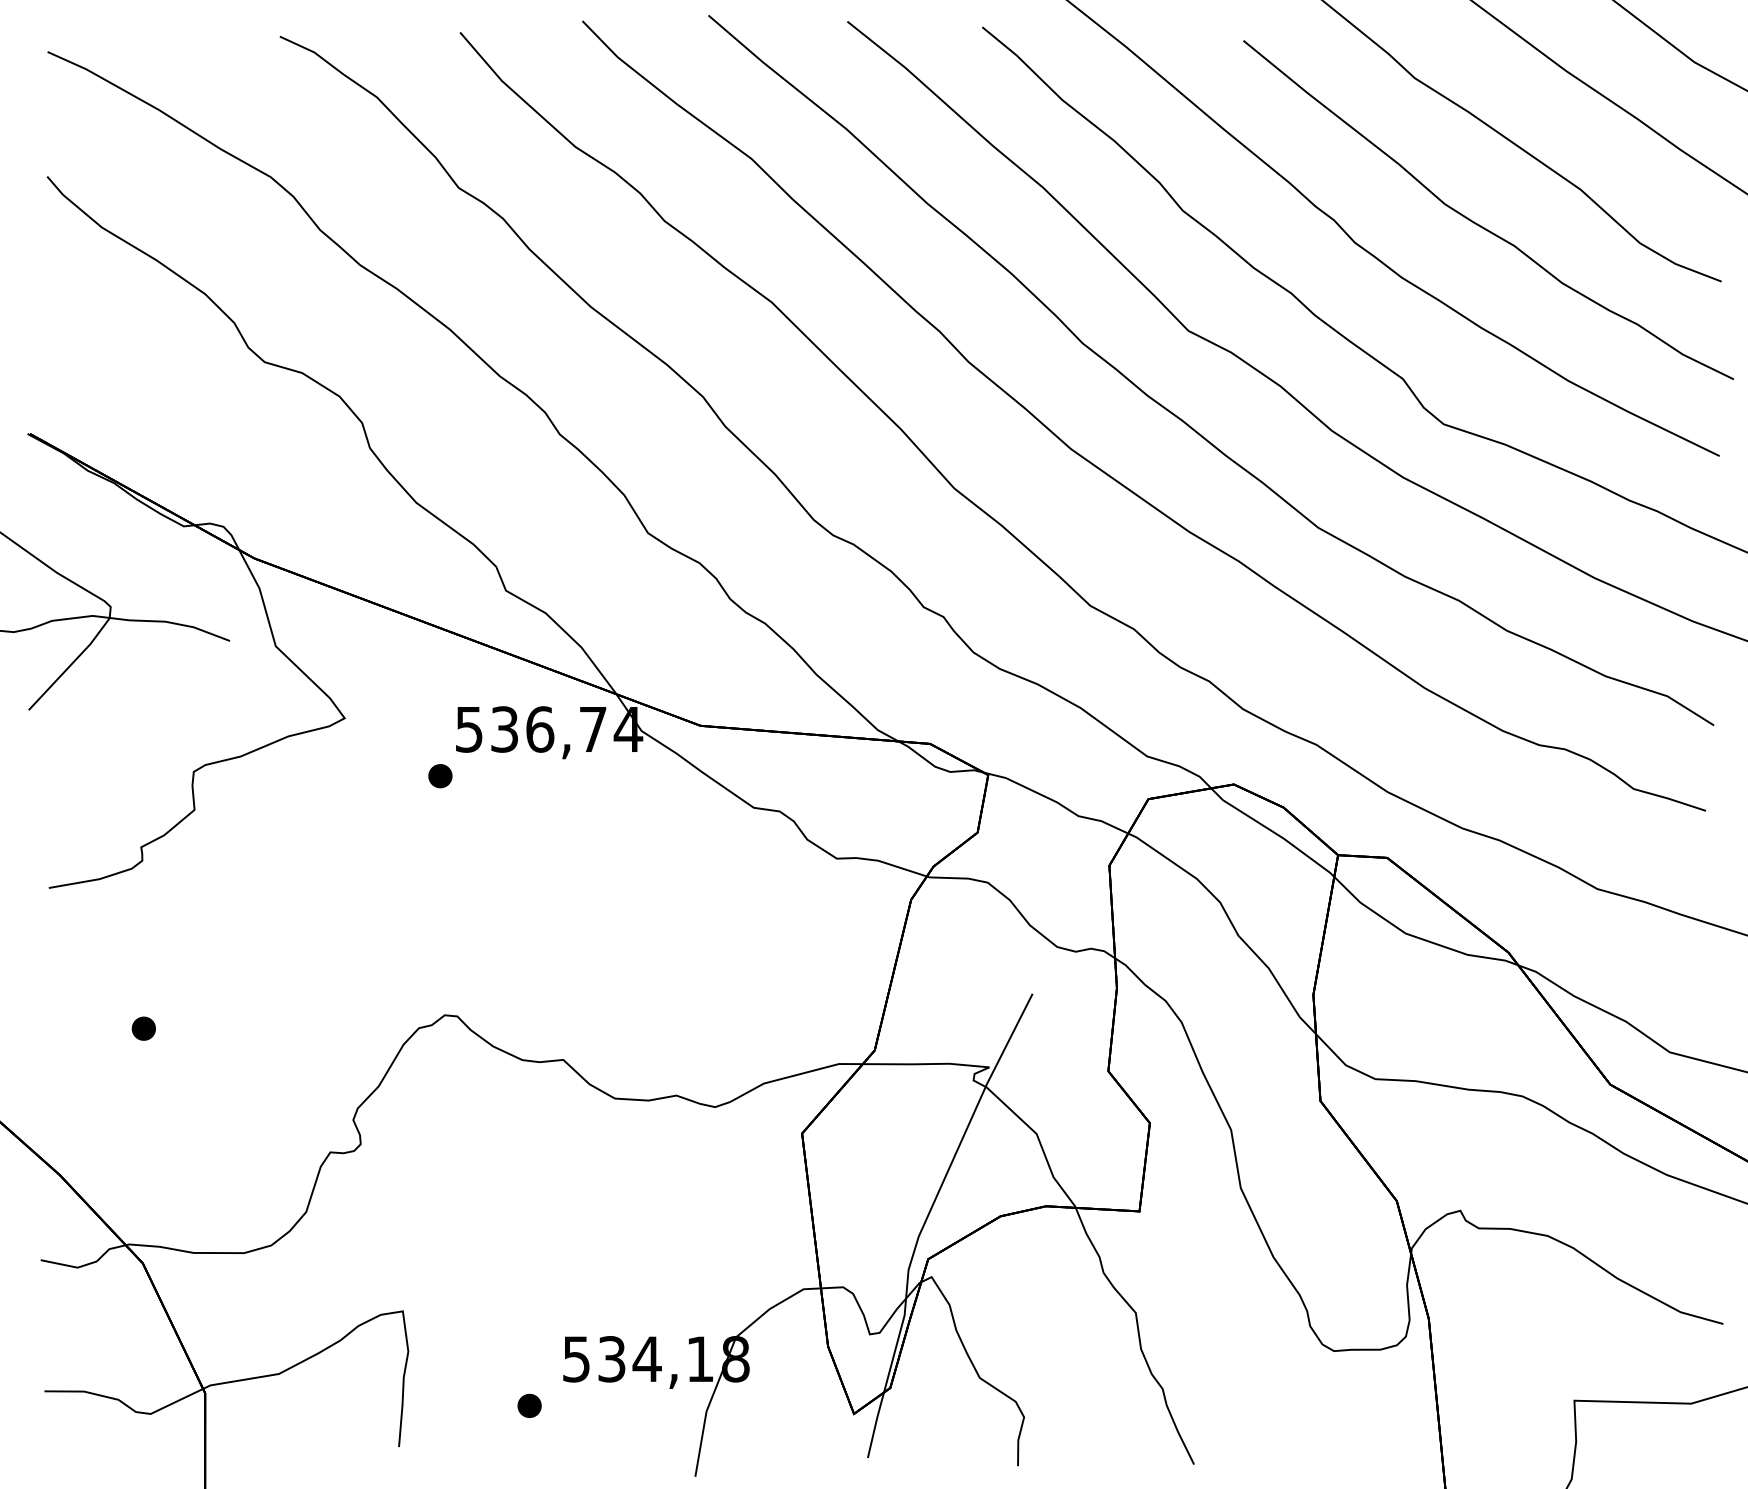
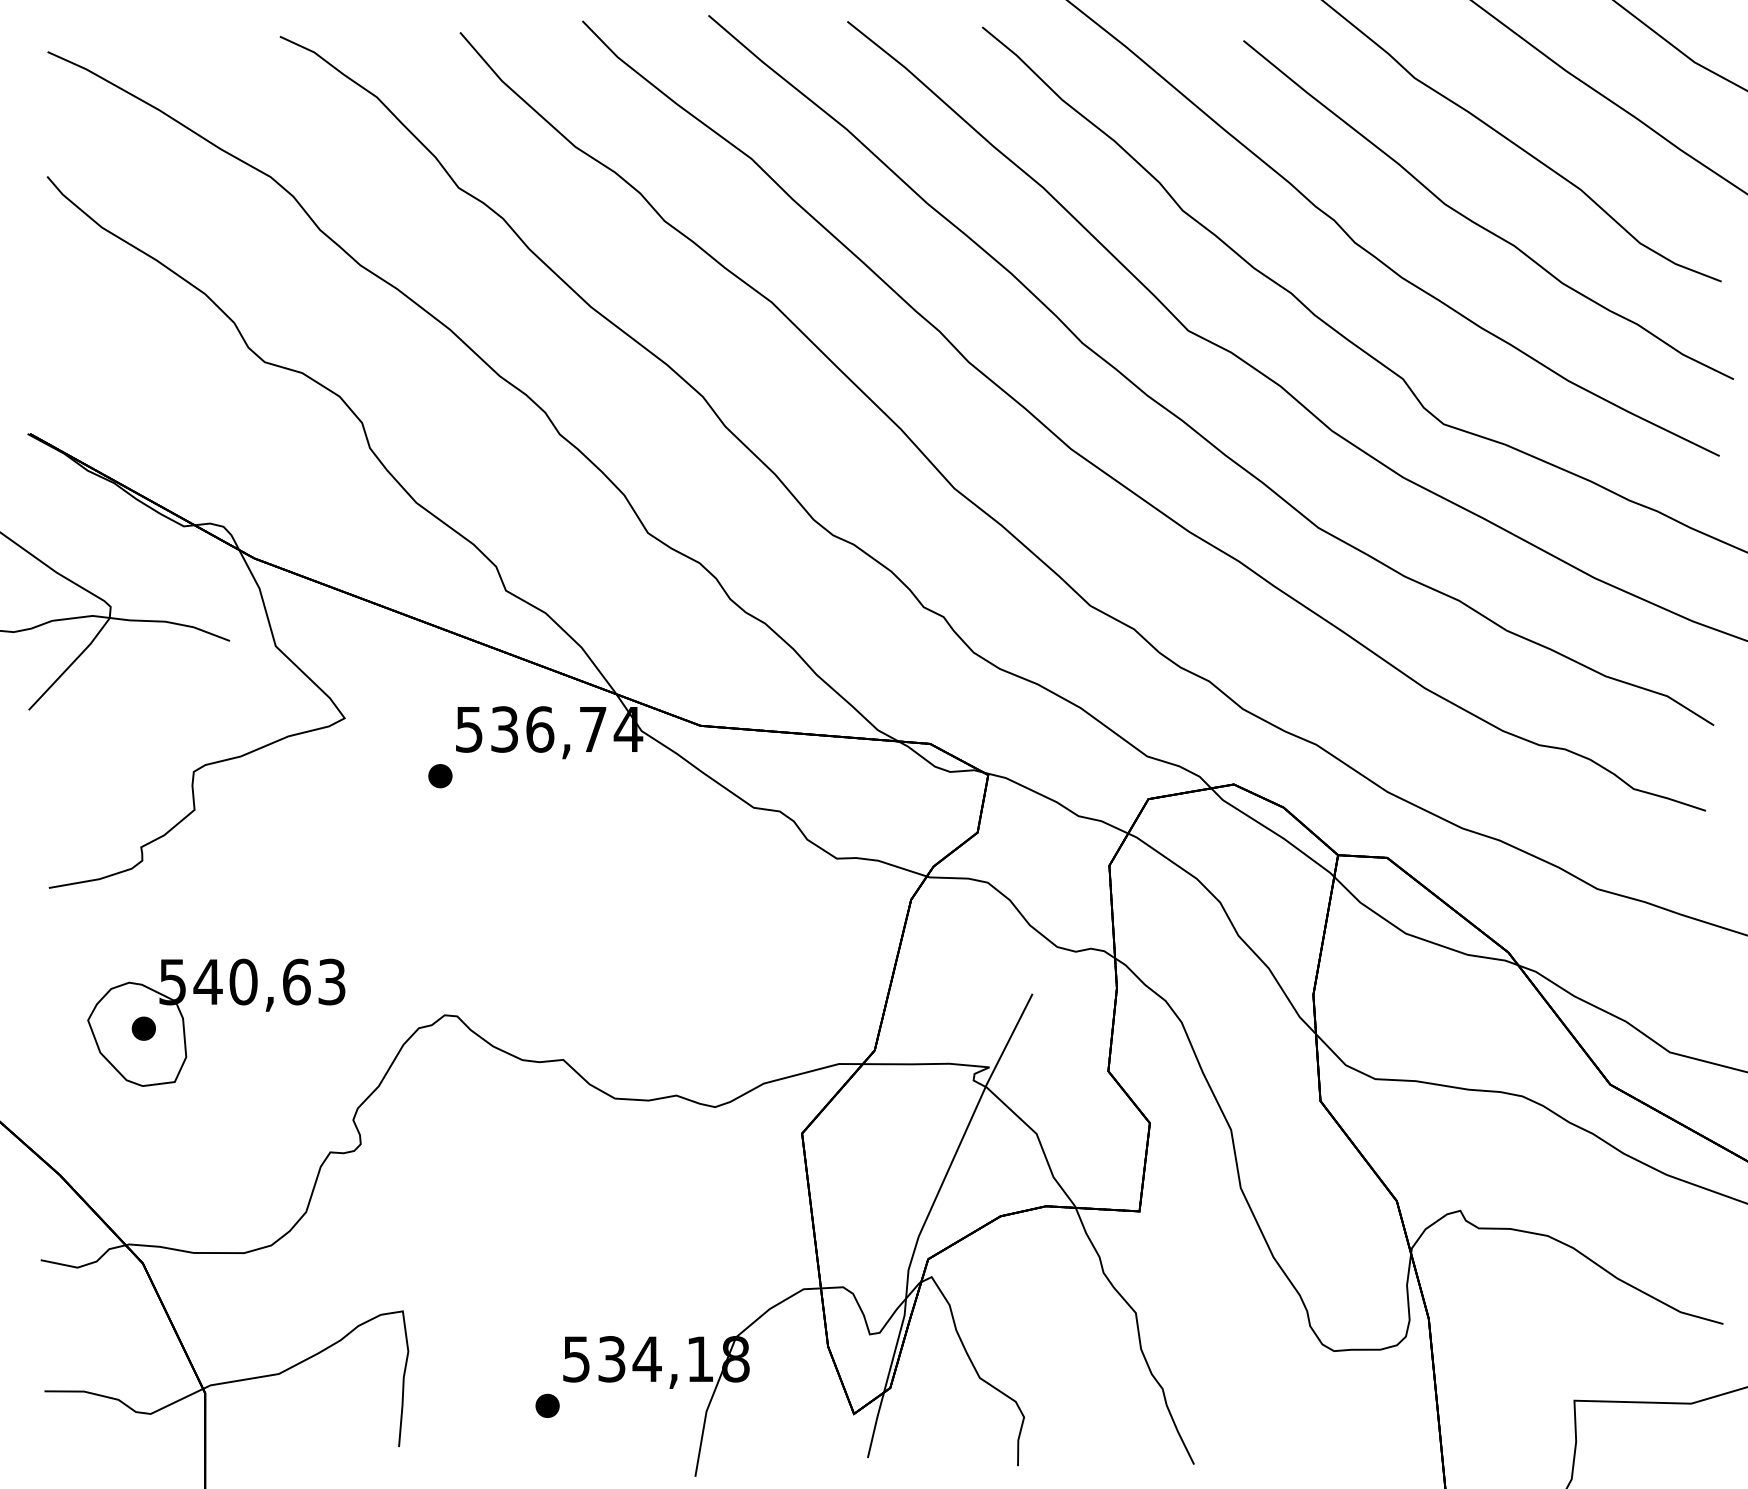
part: none -> present (216, 1004)
part position: (529, 1405) -> (547, 1405) (547, 1405)
